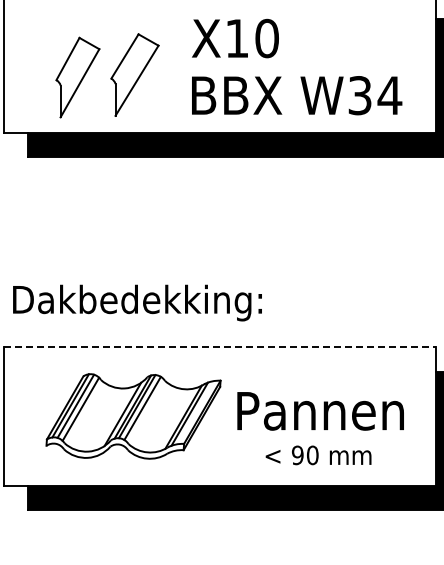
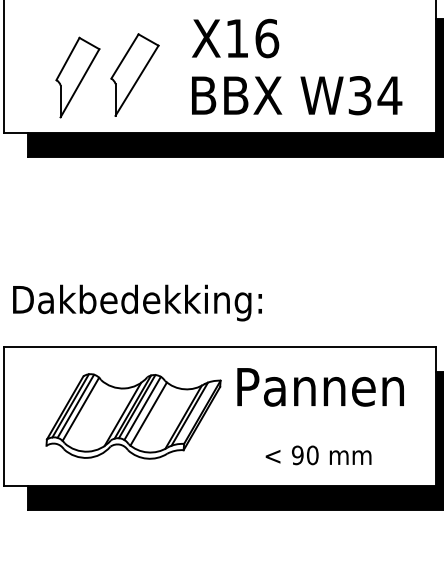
text: X10 -> X16 (267, 38)
line: dashed -> solid (220, 347)
text position: (320, 411) -> (320, 387) (320, 387)
line: none -> present (148, 413)
